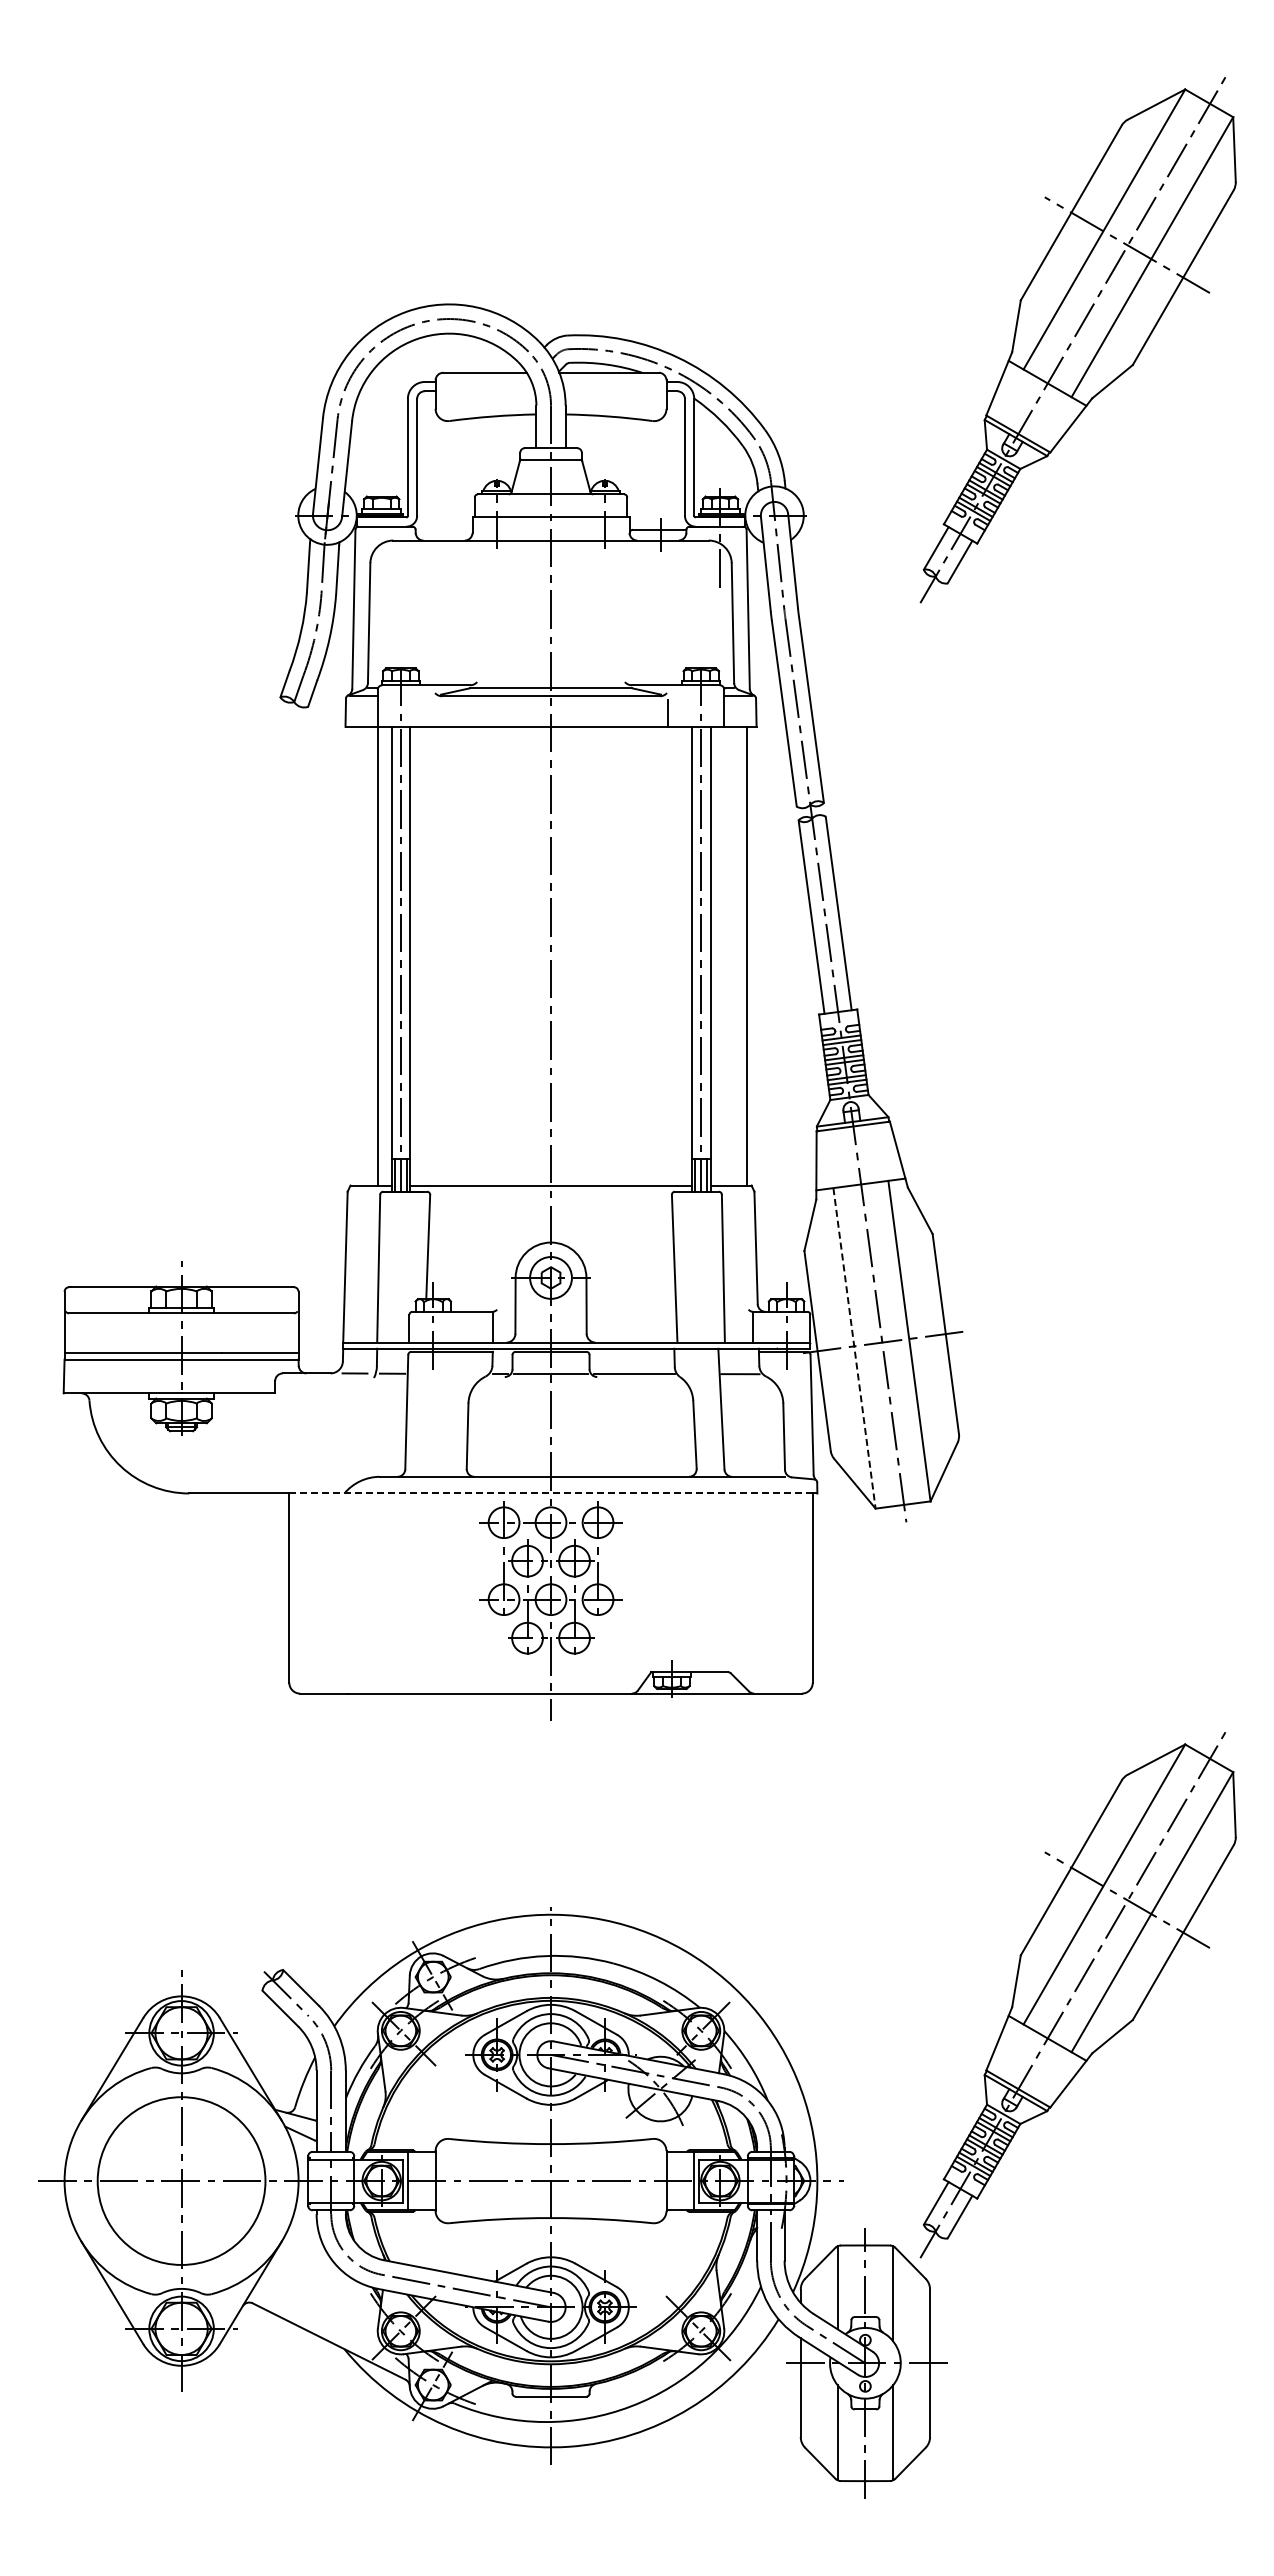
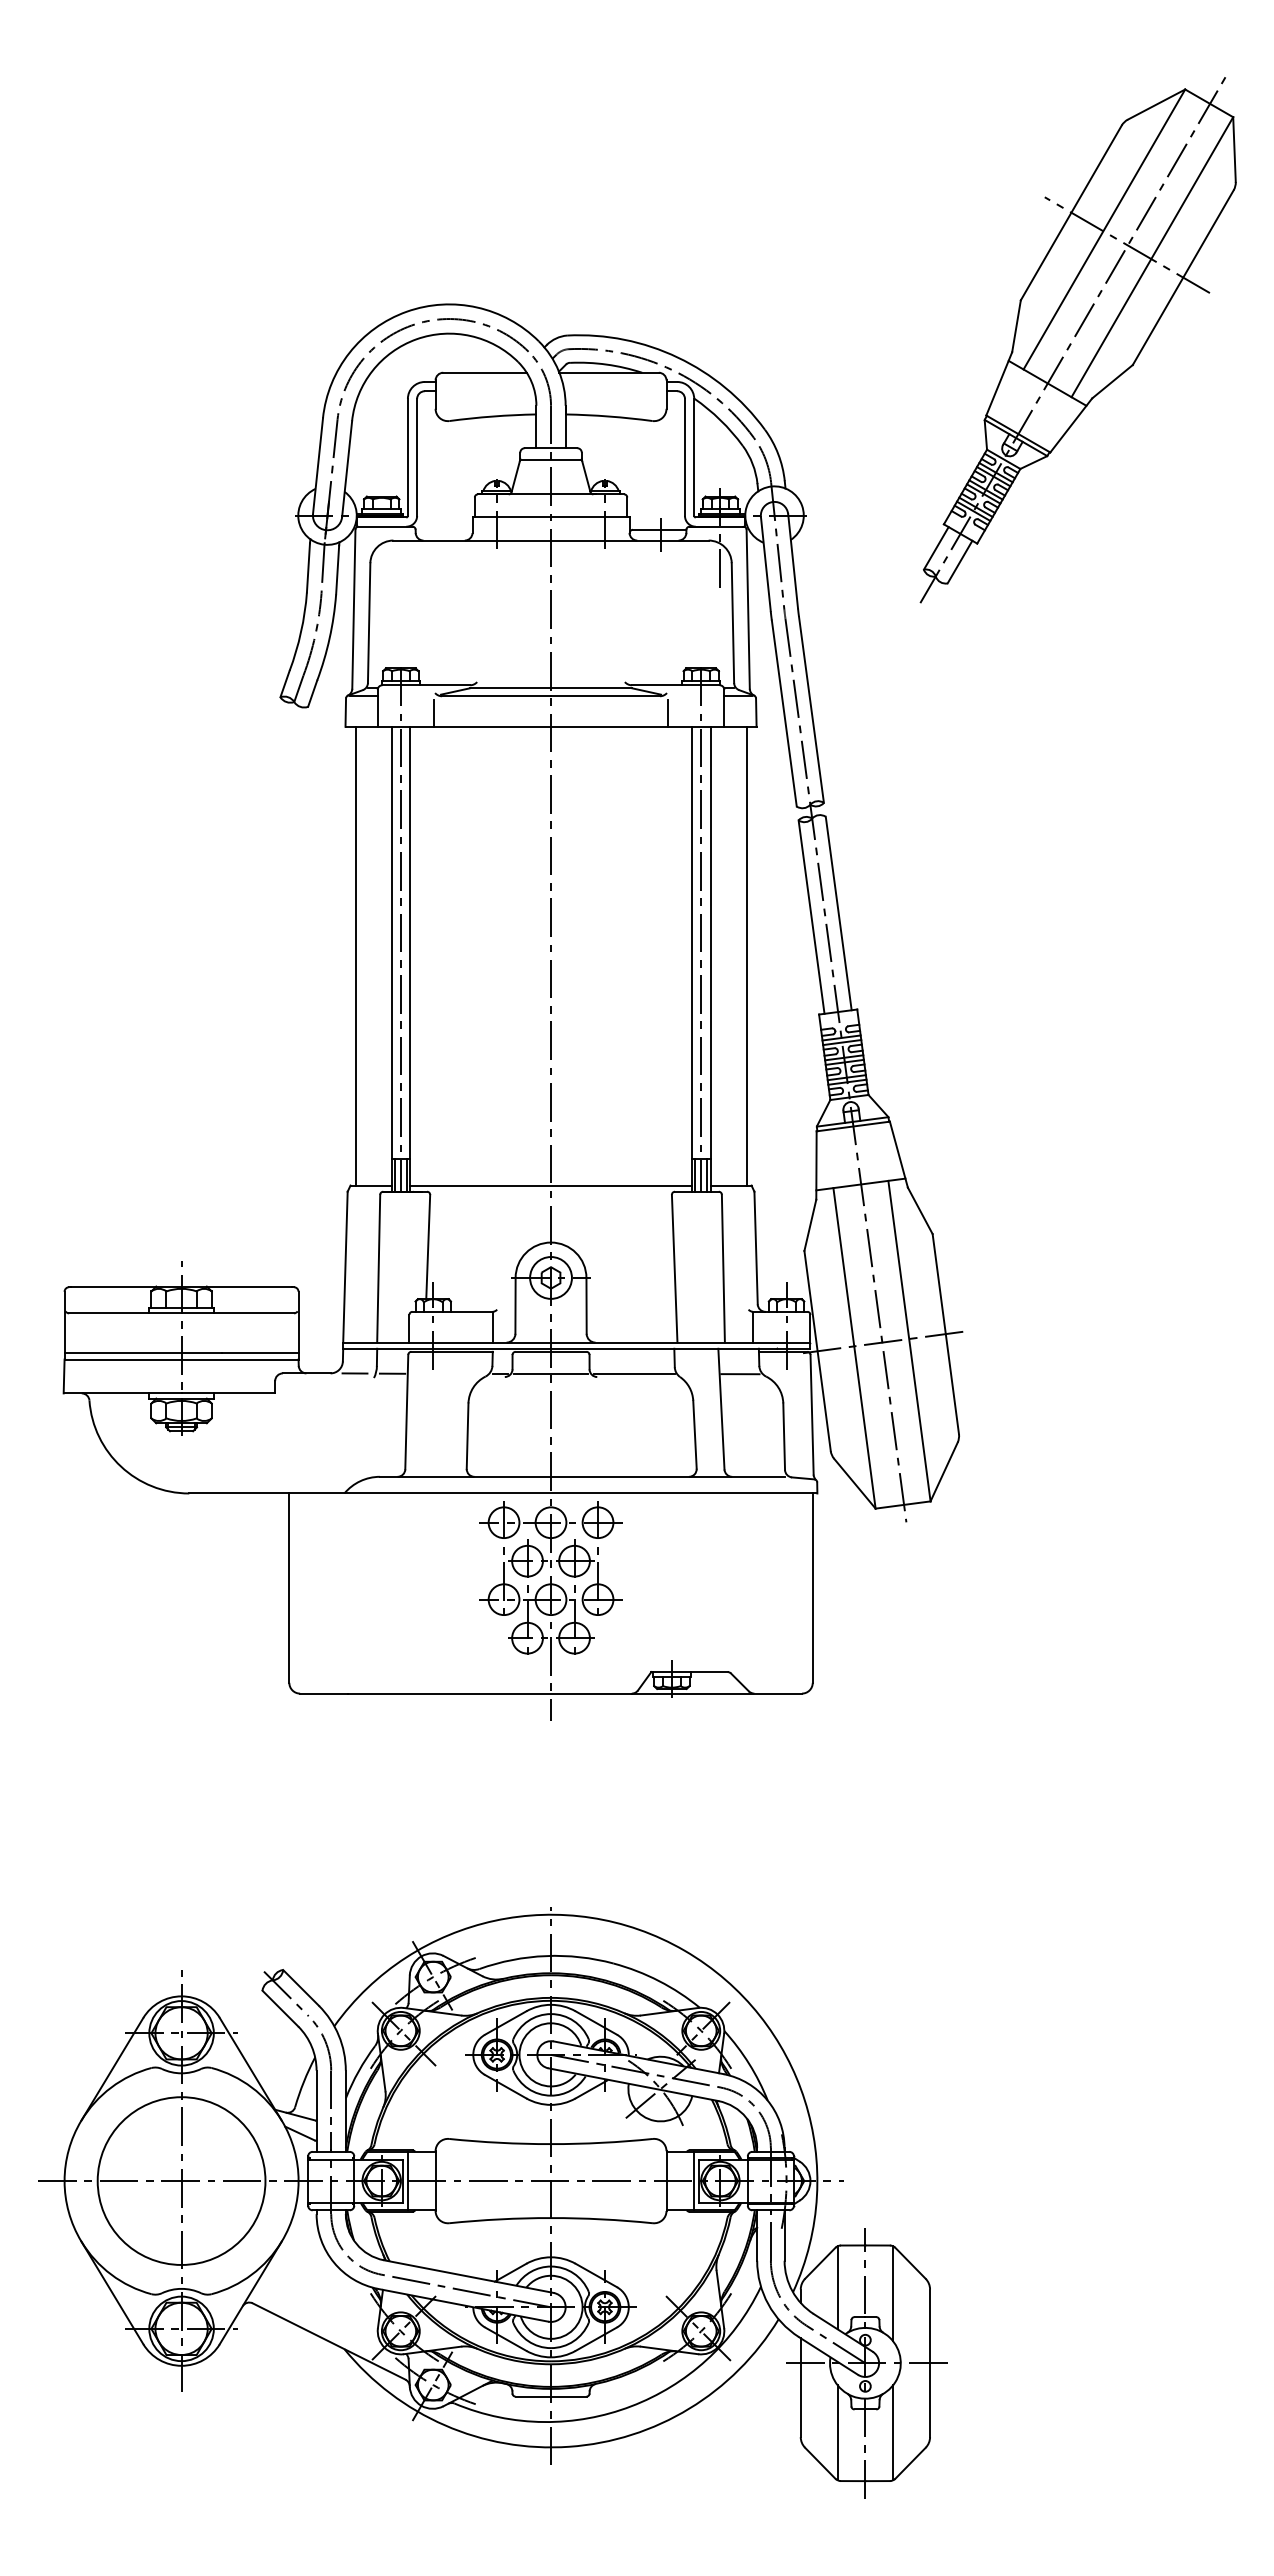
line: none -> present (433, 712)
line position: (377, 955) -> (355, 955) (355, 955)
line: dashed -> solid (854, 1348)
line: dashed -> solid (551, 1493)
part: present -> none (1077, 1995)
